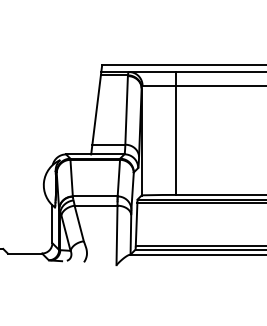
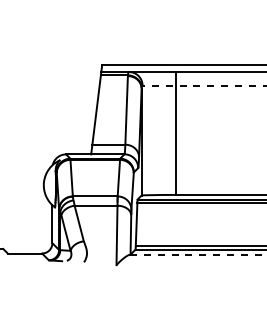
line: solid -> dashed (204, 85)
line: solid -> dashed (198, 254)
